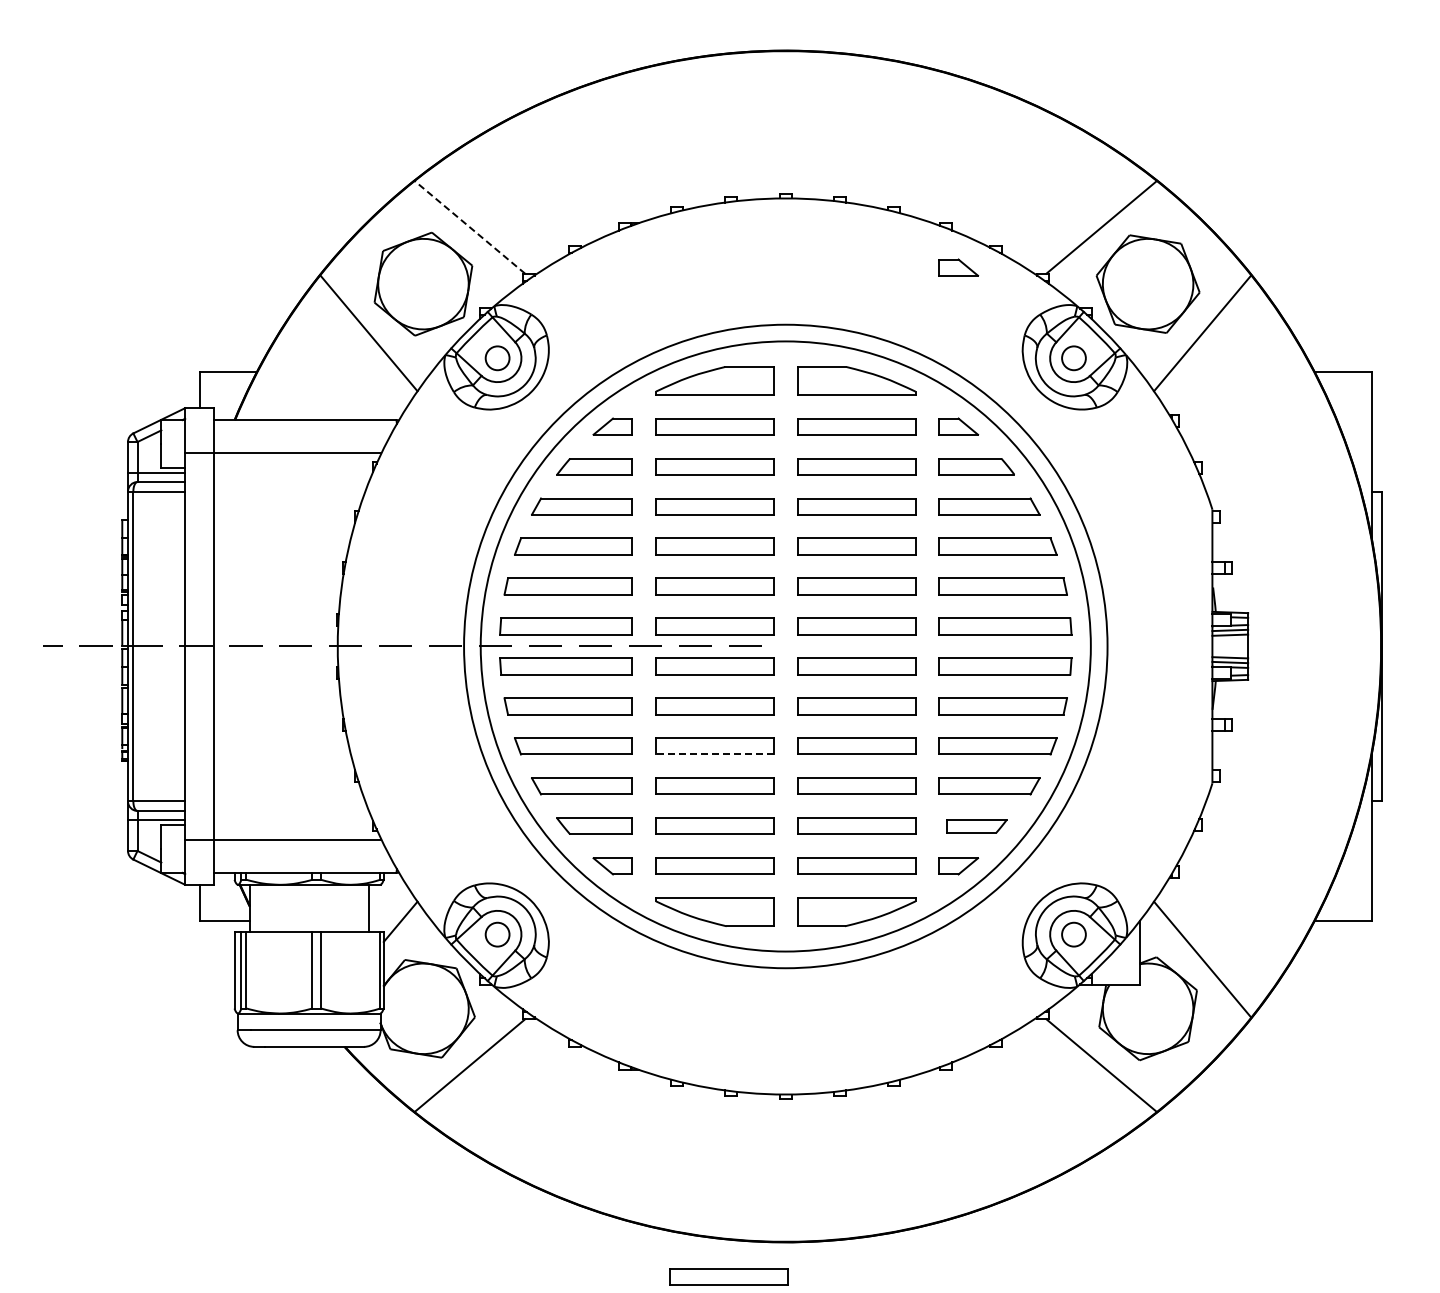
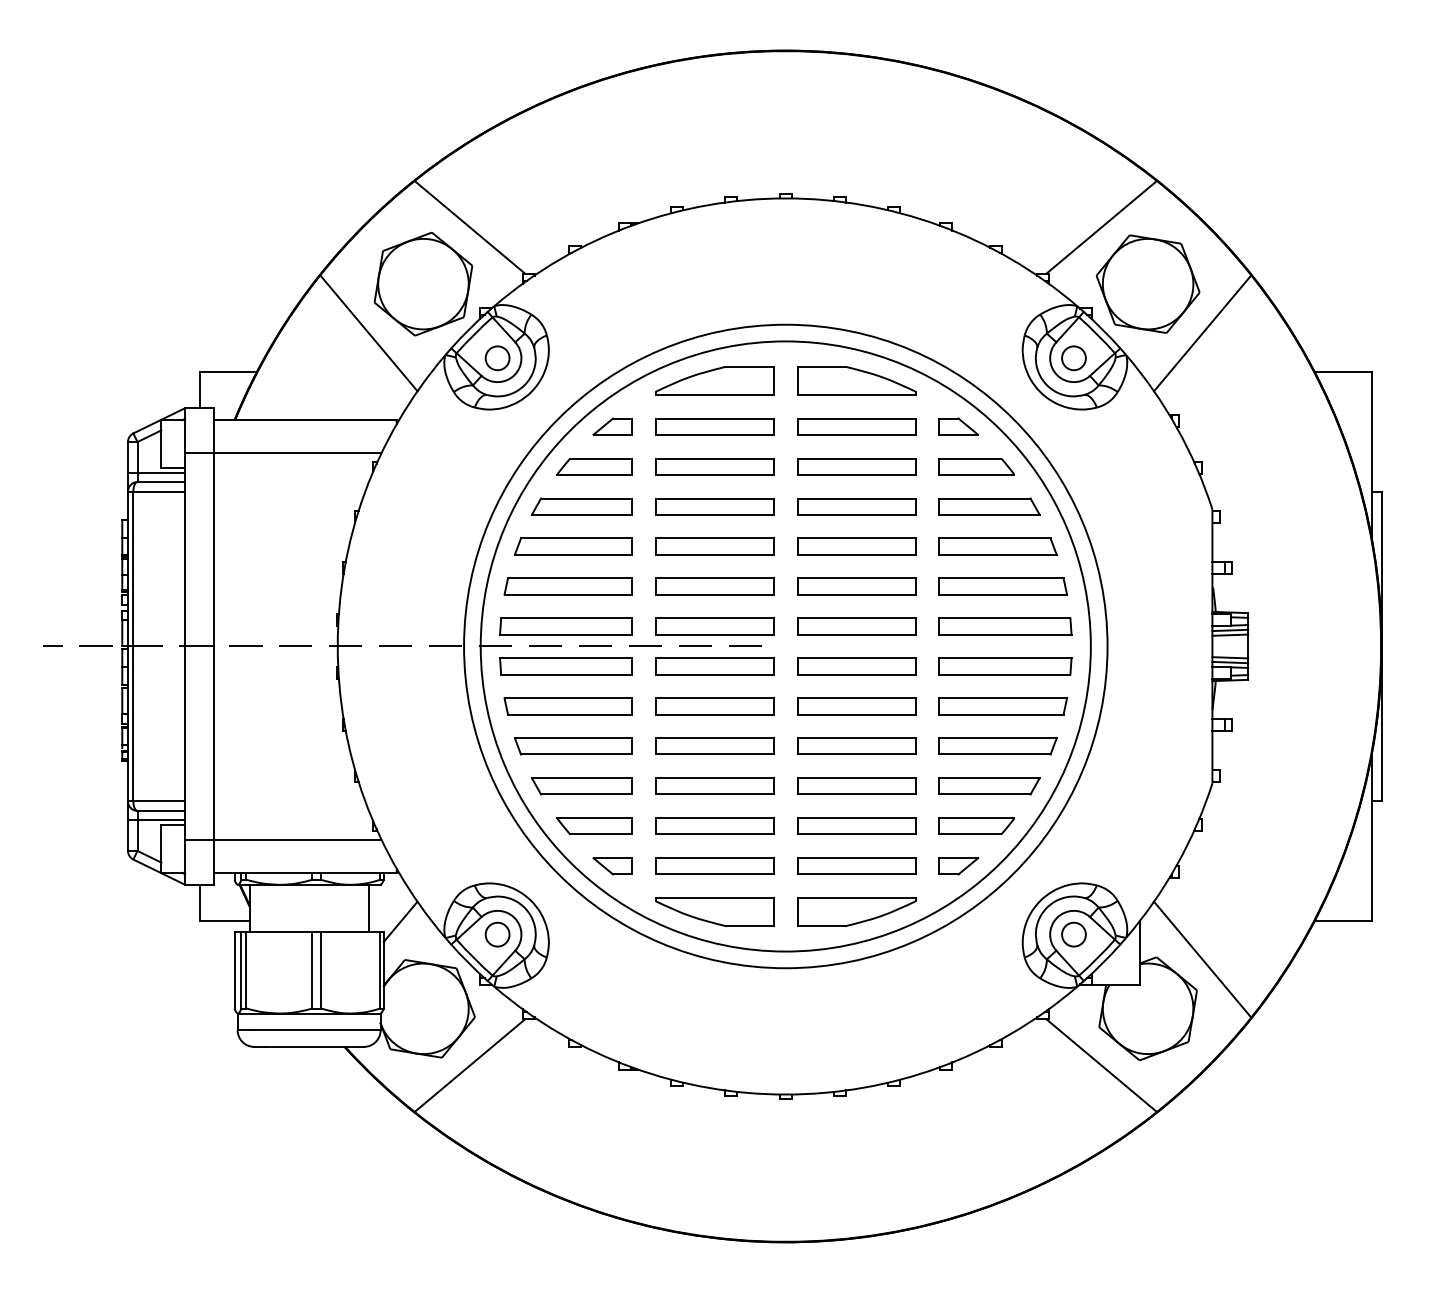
line: dashed -> solid (469, 227)
part: present -> none (958, 267)
line: dashed -> solid (714, 754)
part size: 62x15 px -> 77x18 px (976, 825)
part: present -> none (728, 1276)
